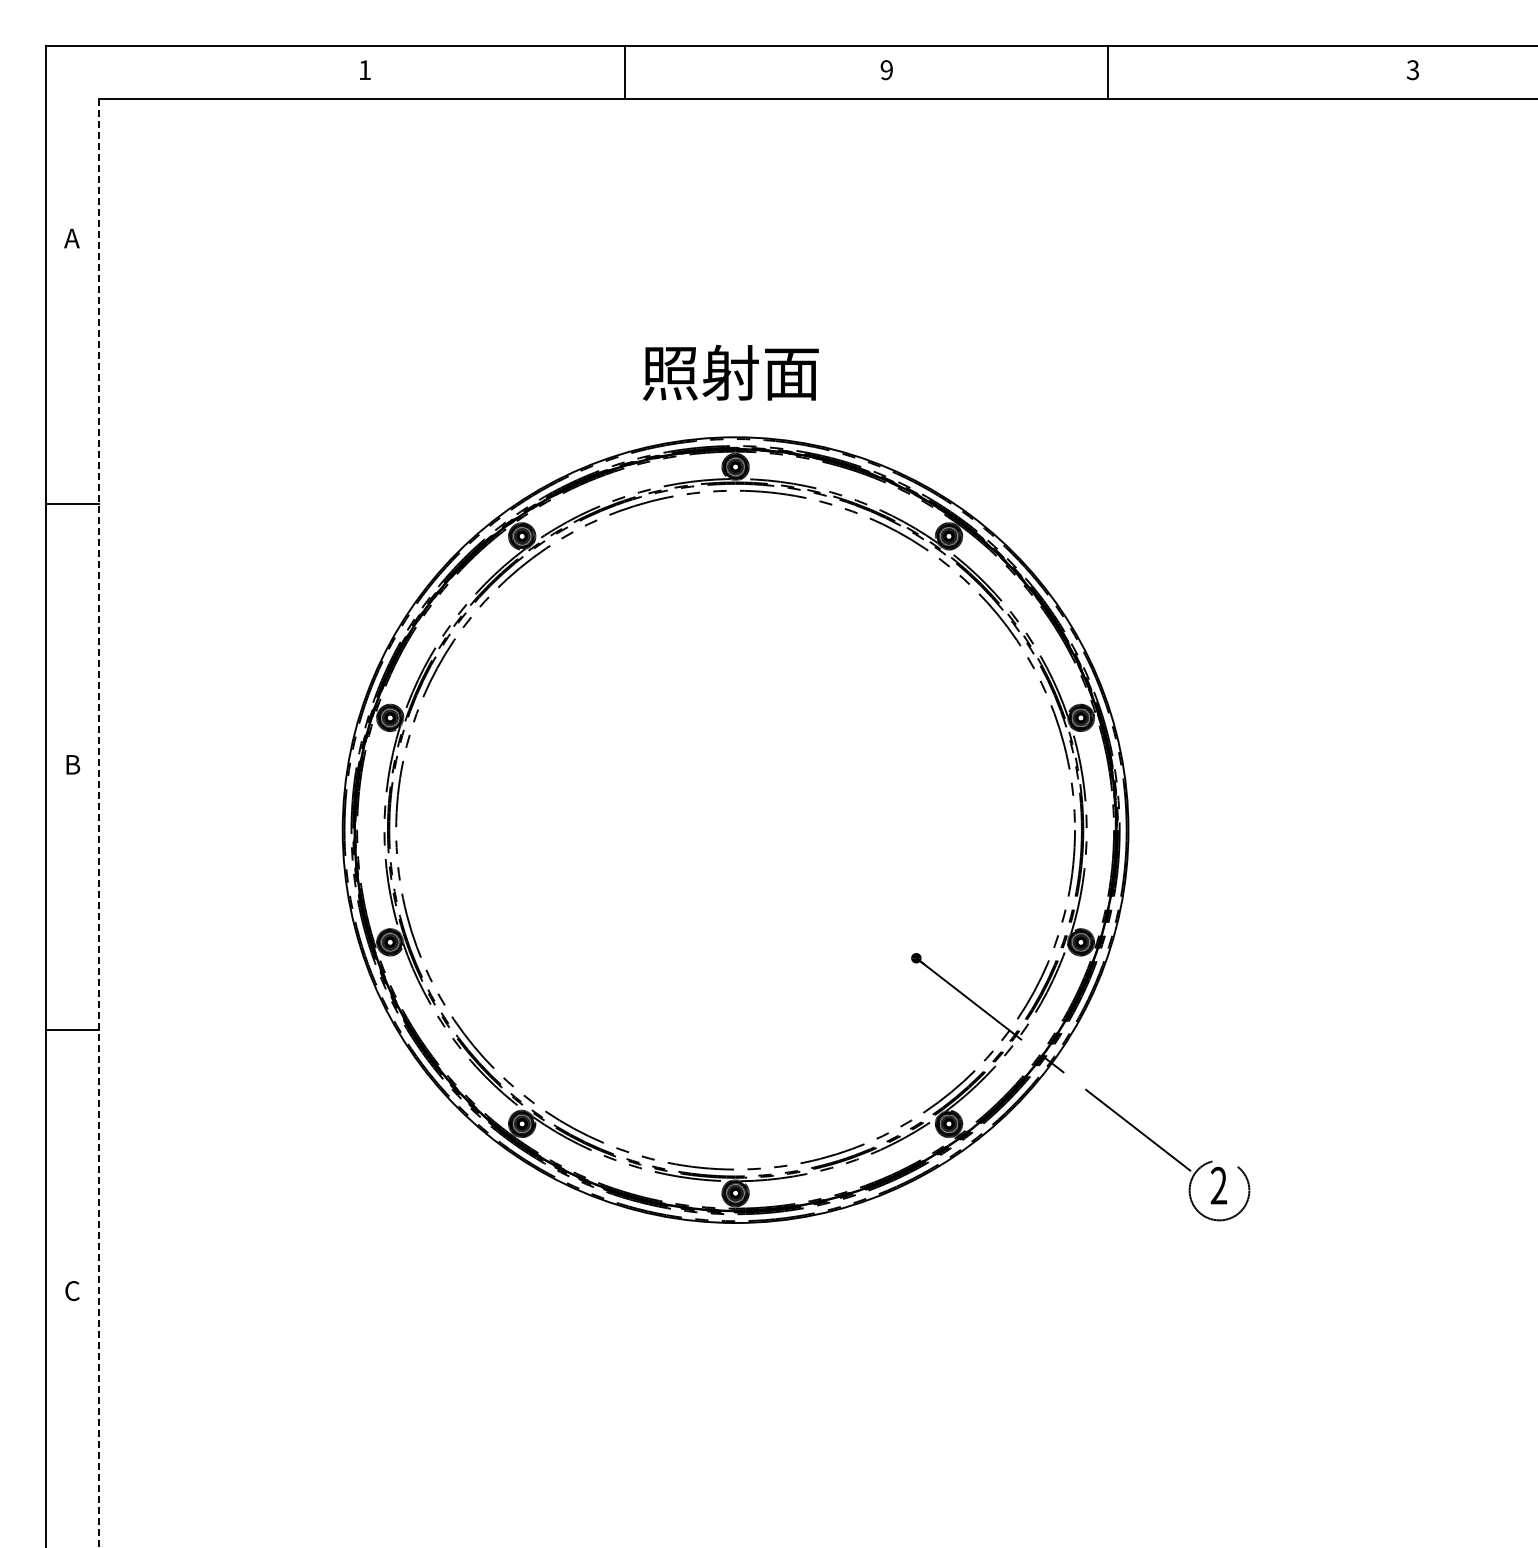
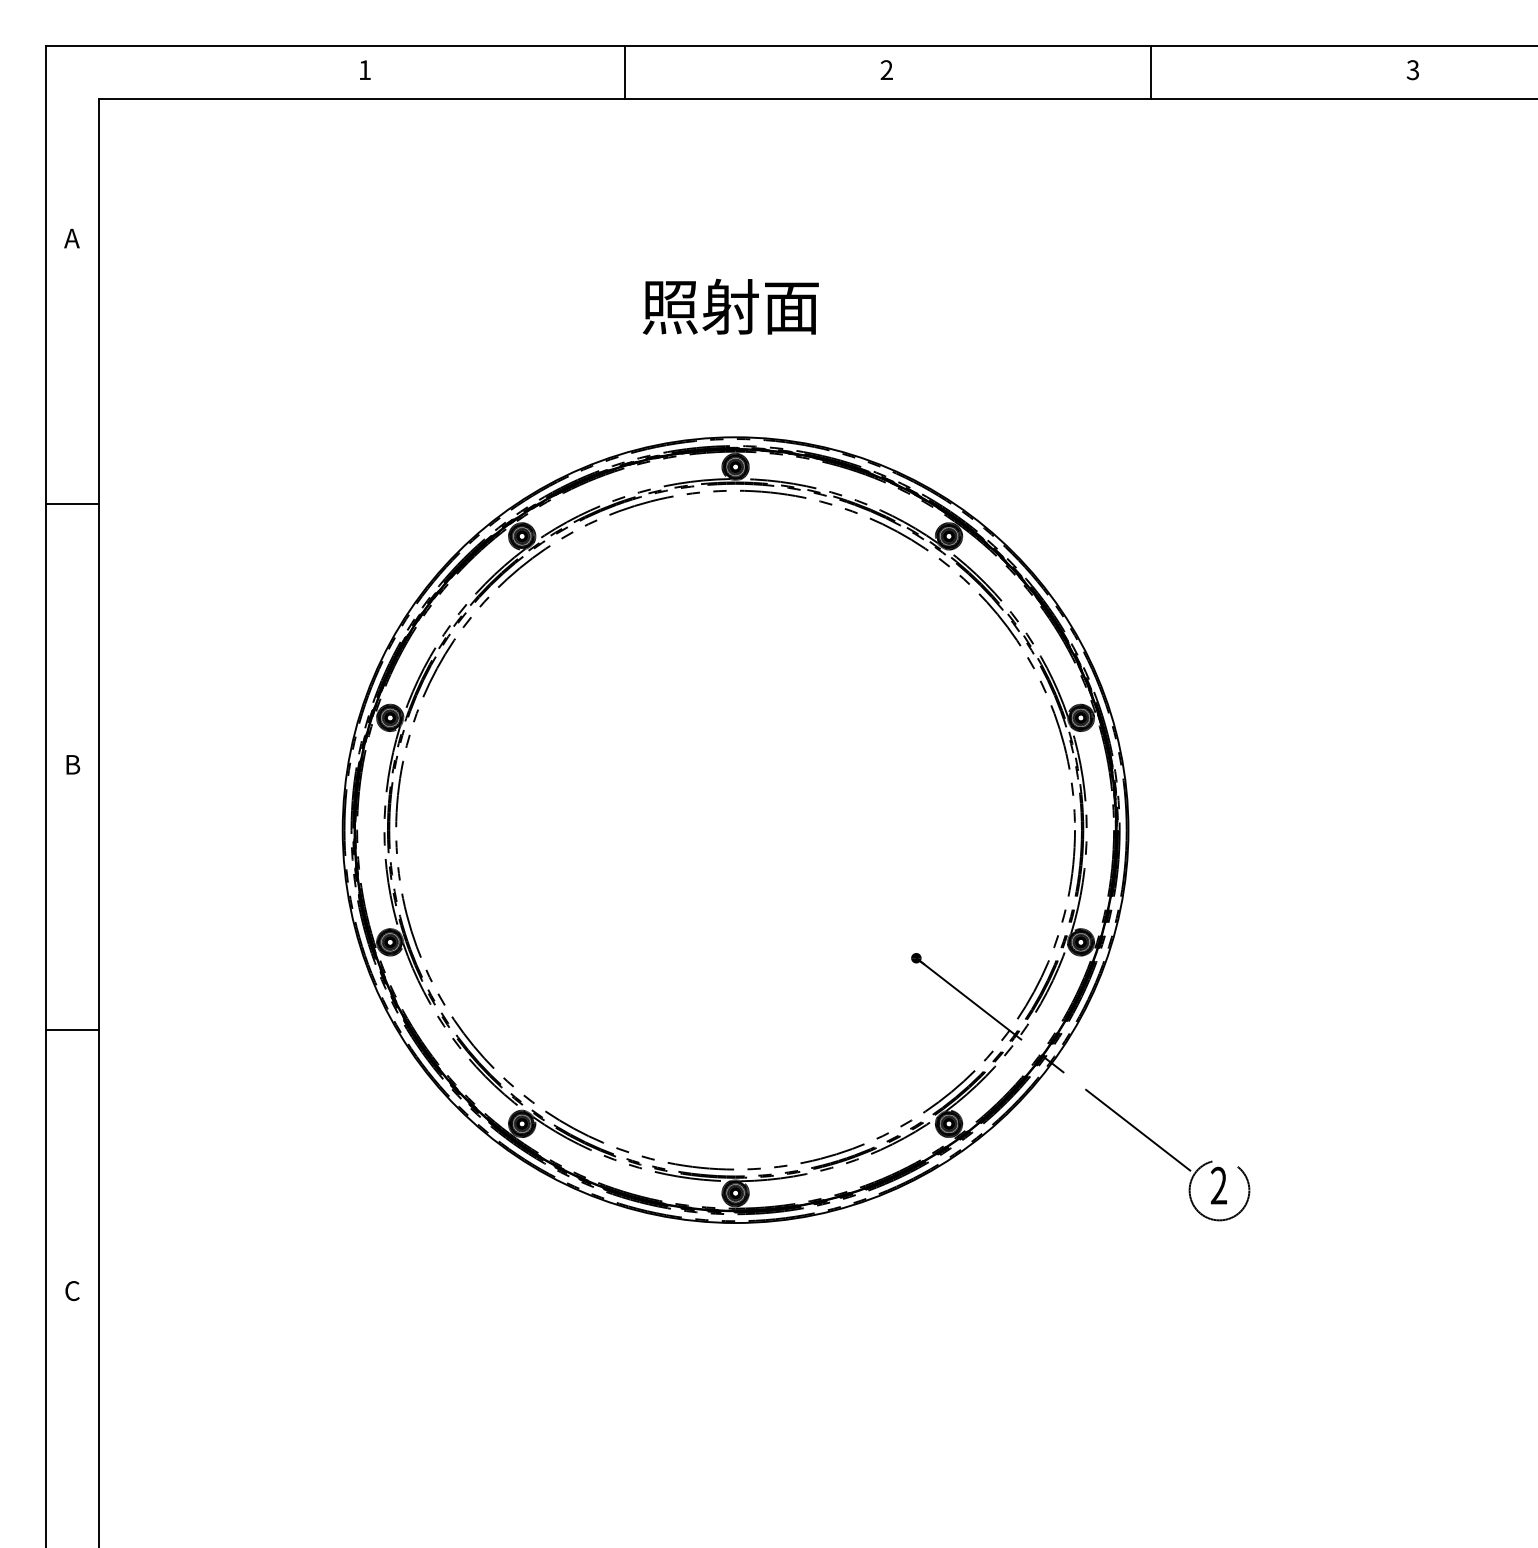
text: 9 -> 2 (886, 70)
line position: (1108, 72) -> (1151, 72) (1151, 72)
text position: (730, 372) -> (730, 306) (730, 306)
line: dashed -> solid (98, 823)
